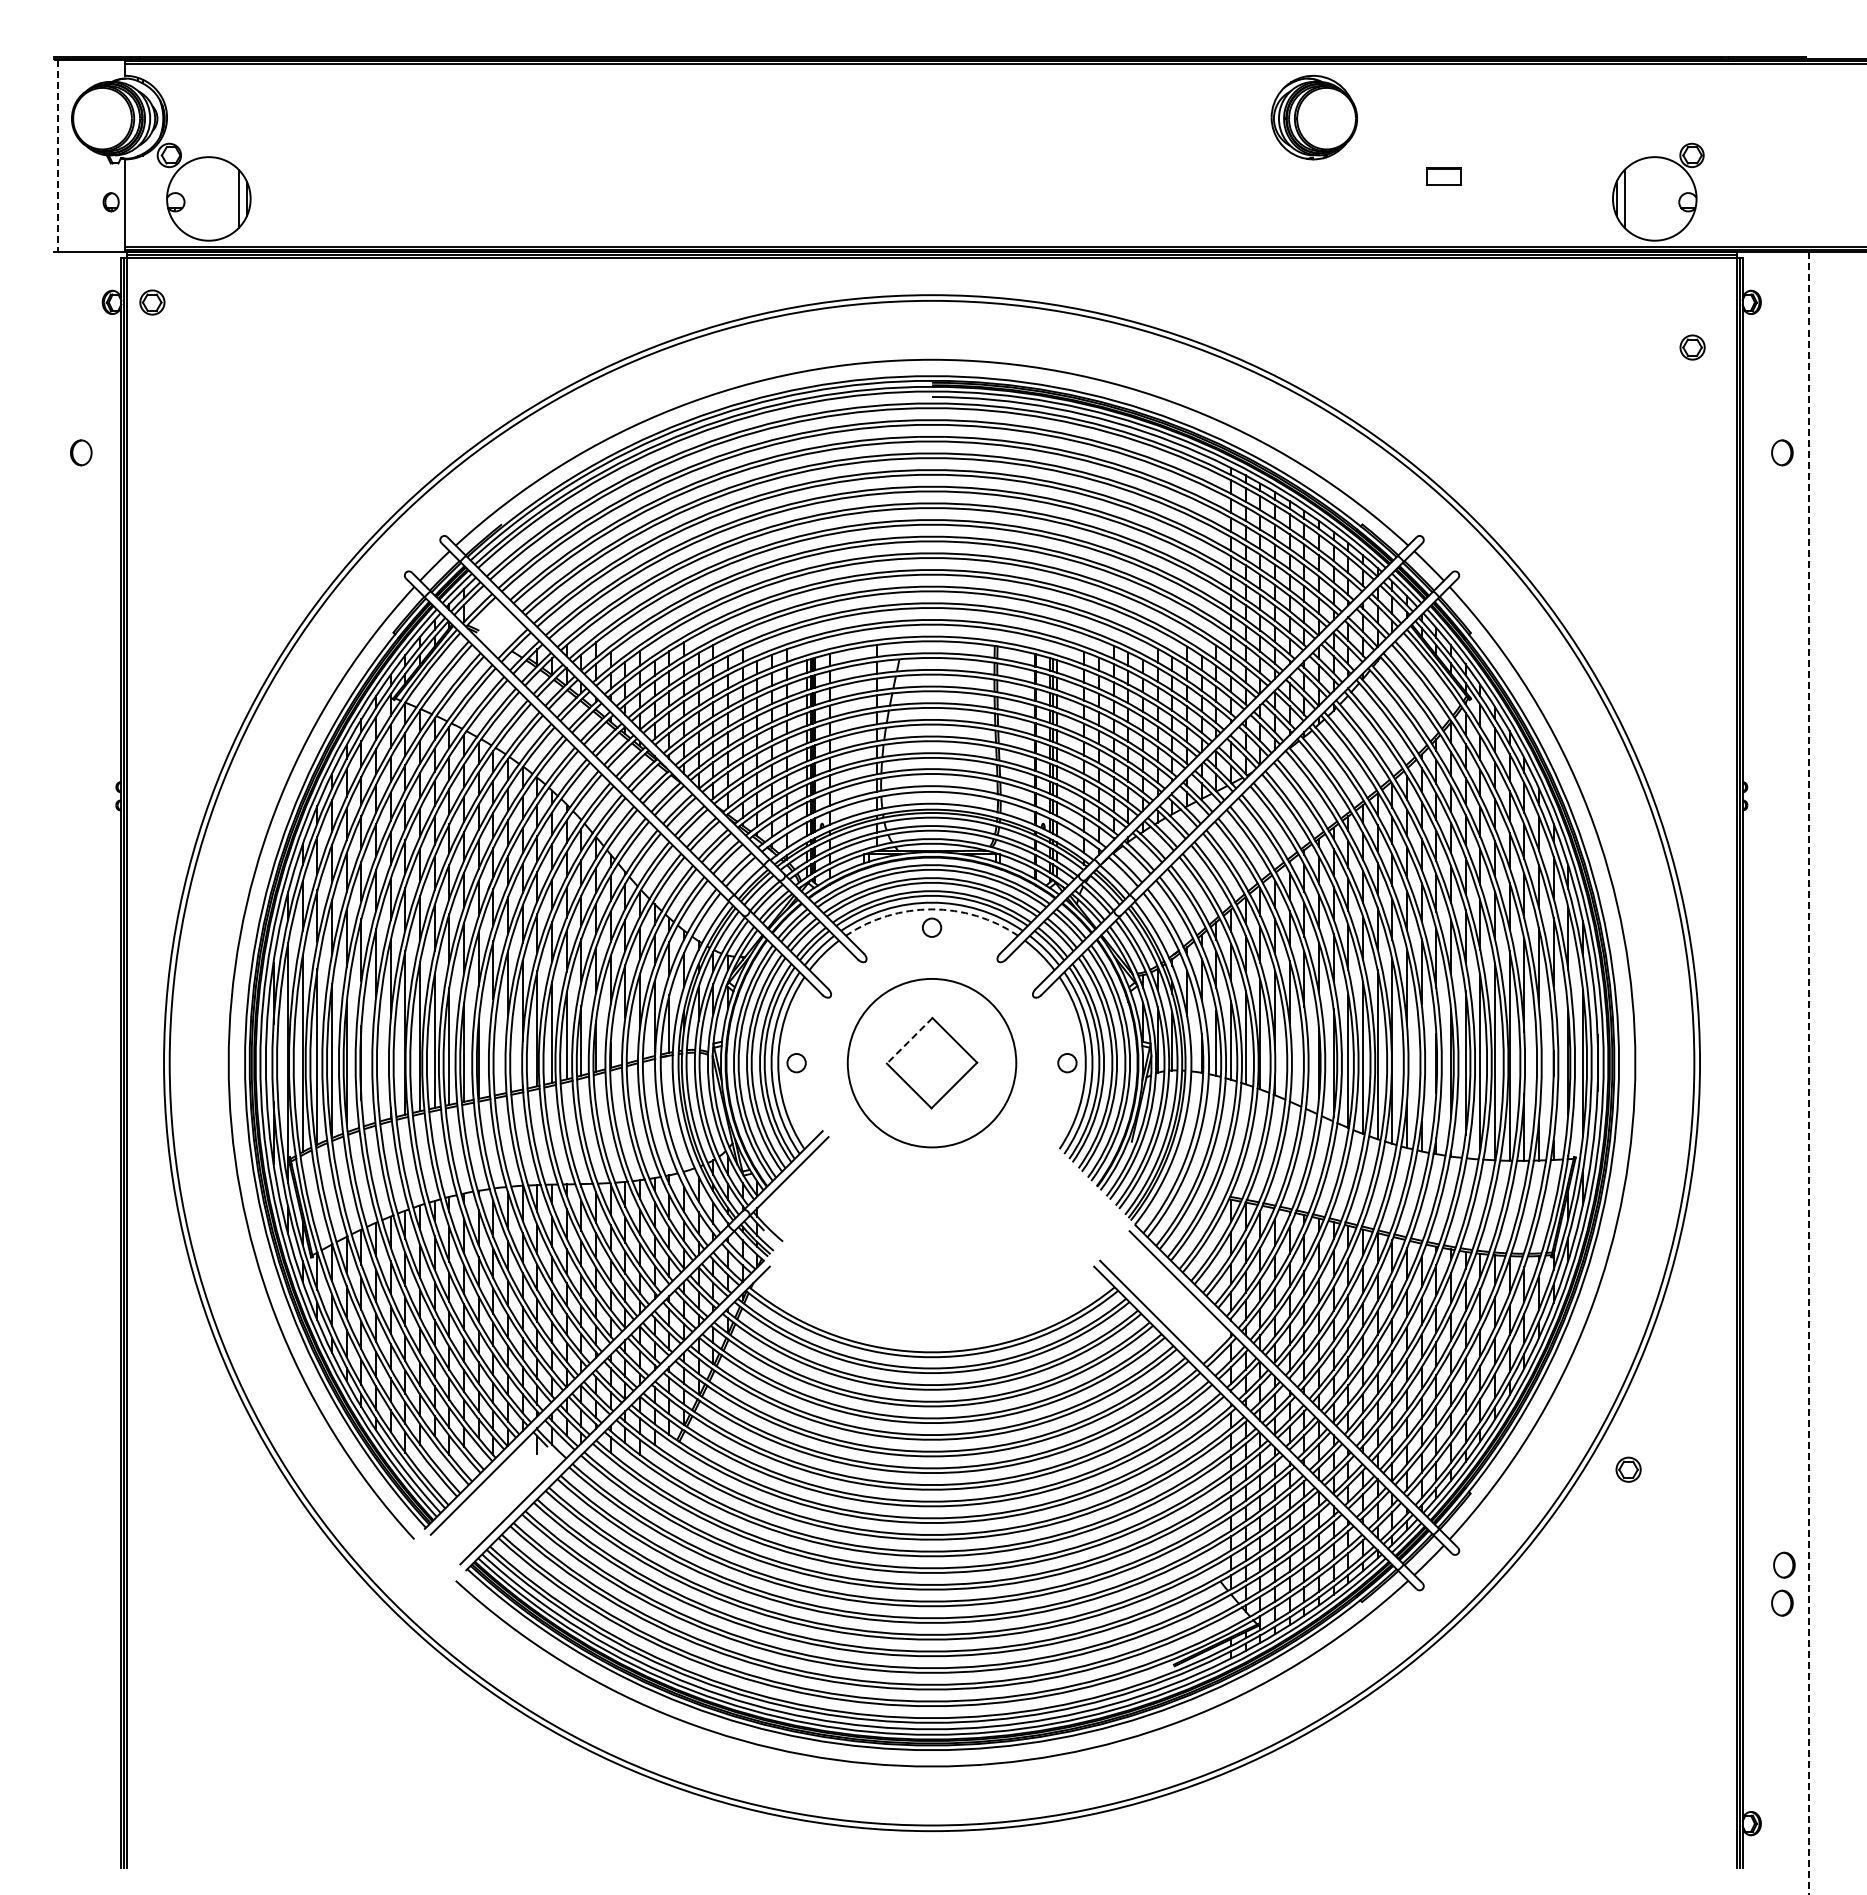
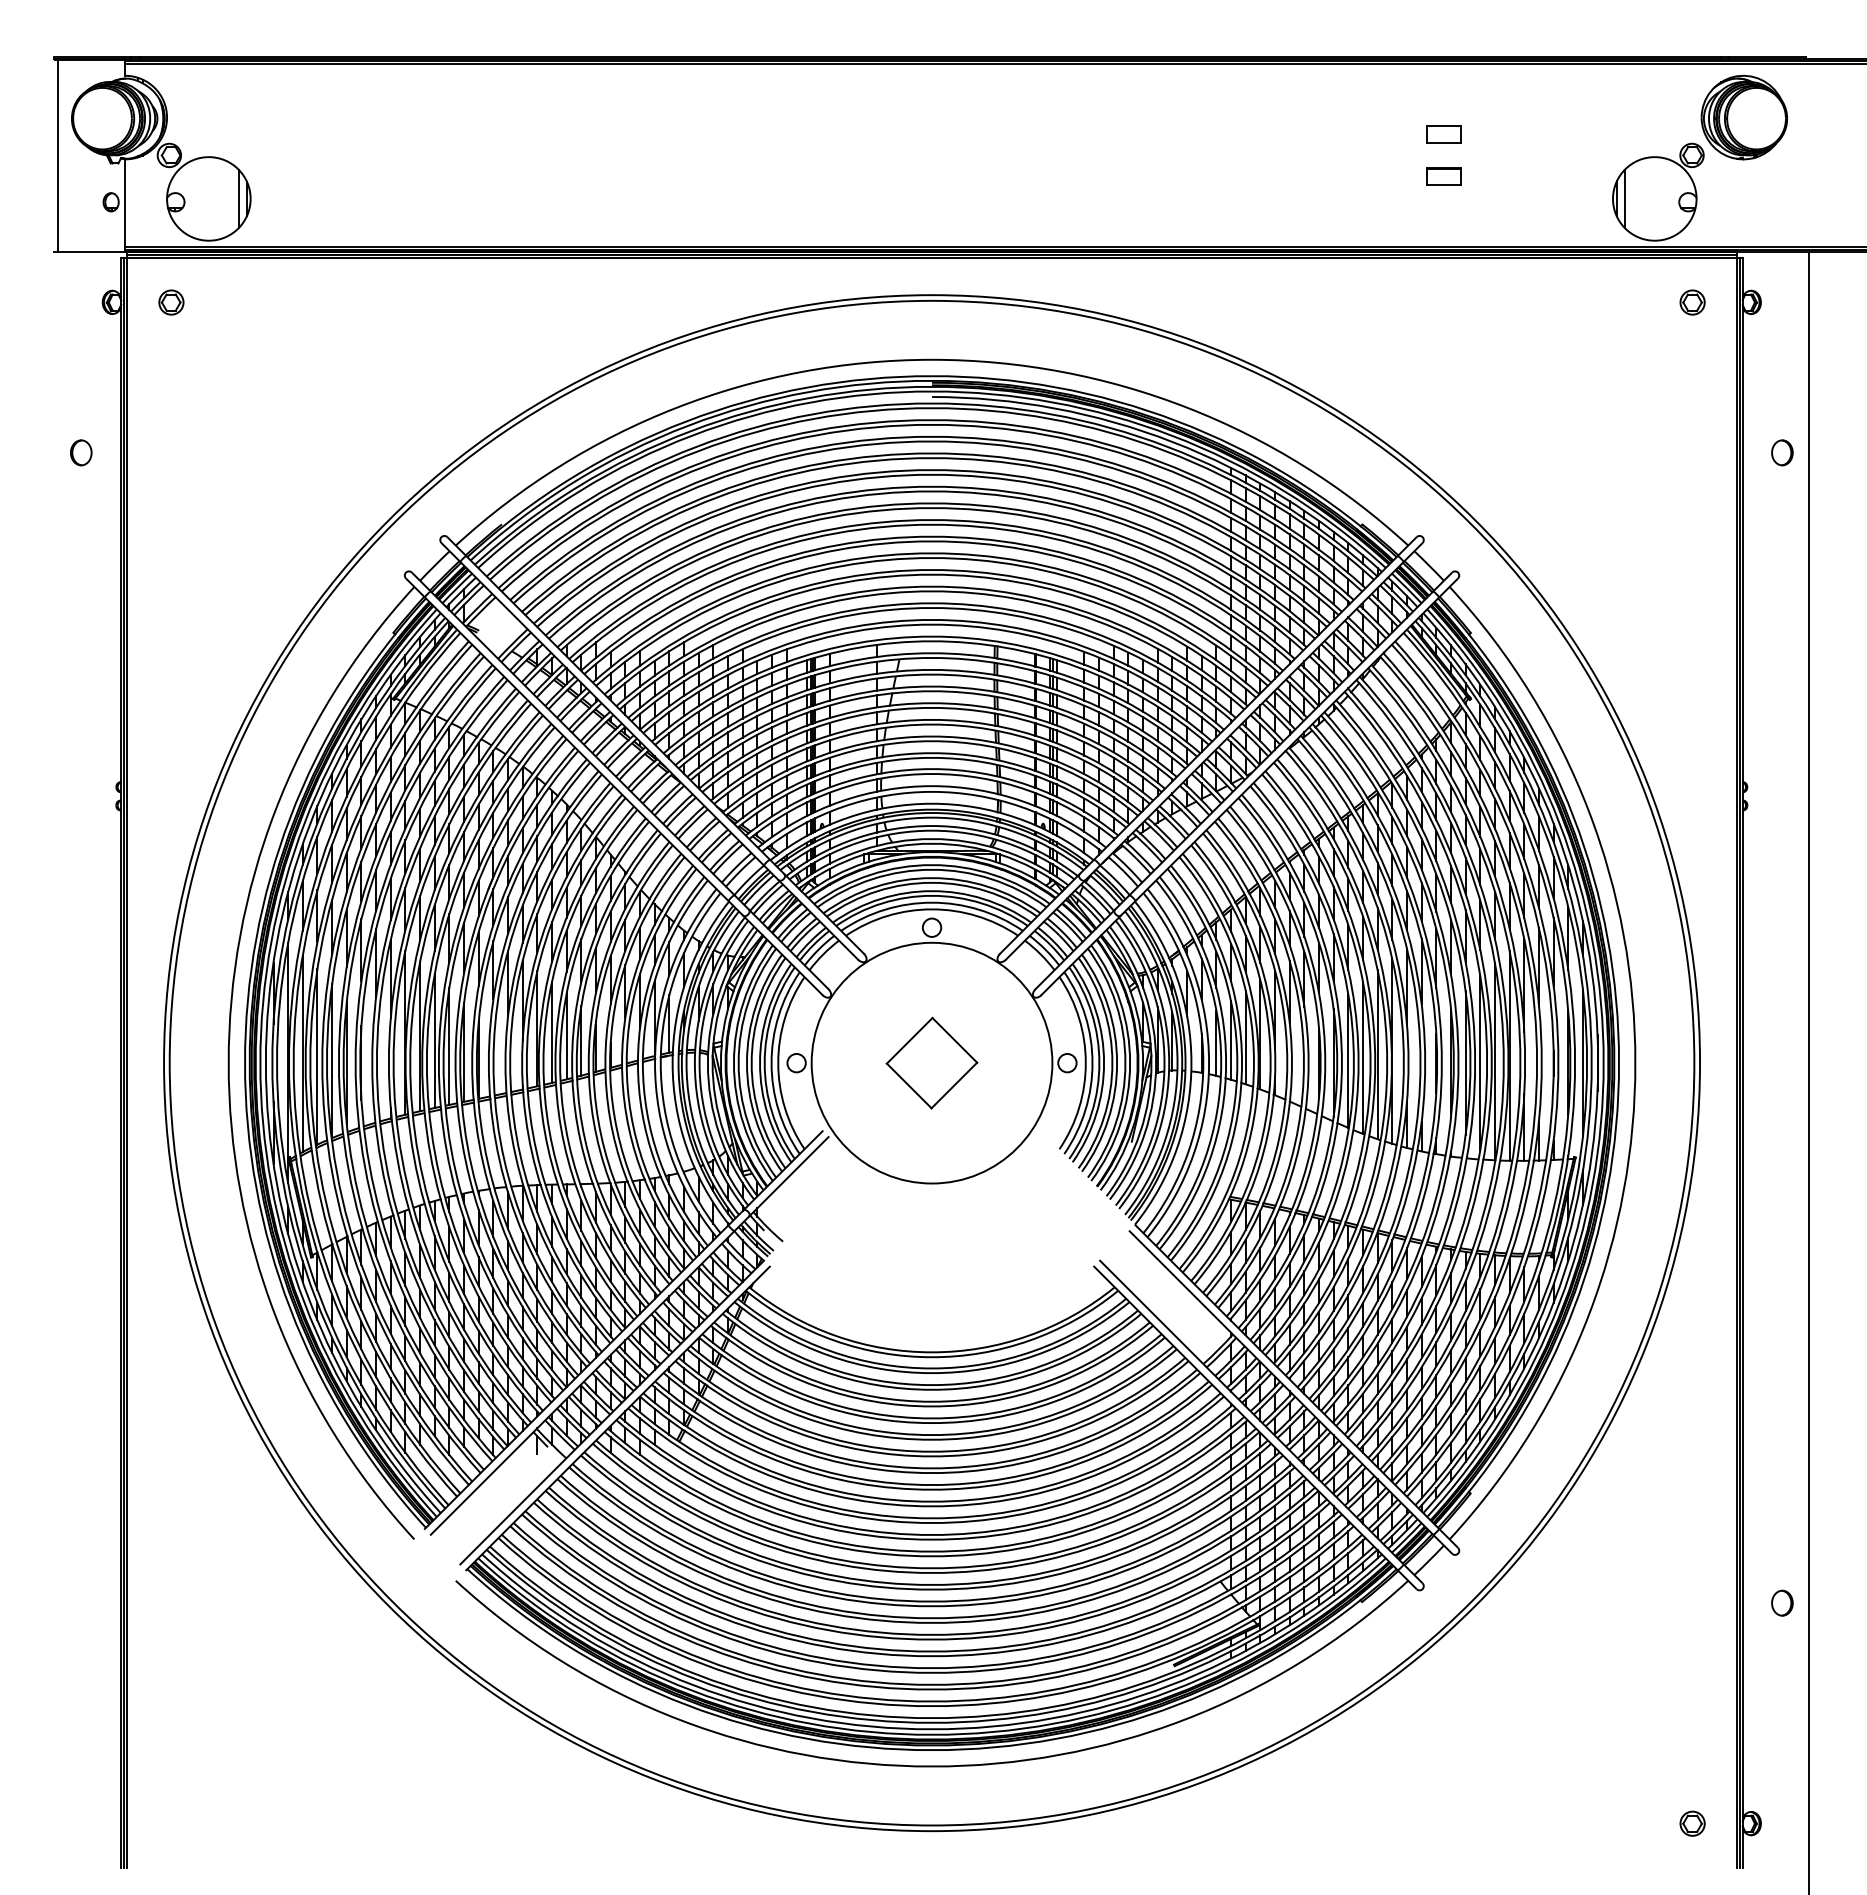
part position: (1313, 117) -> (1743, 117) (1743, 117)
part: none -> present (1443, 134)
line: dashed -> solid (58, 156)
part position: (152, 302) -> (171, 302) (171, 302)
part position: (1692, 347) -> (1692, 302) (1692, 302)
arc: dashed -> solid (932, 909)
line: dashed -> solid (909, 1041)
circle diameter: 169 px -> 241 px (931, 1062)
line: dashed -> solid (1809, 1073)
part position: (1628, 1469) -> (1692, 1823) (1692, 1823)
part: present -> none (1784, 1564)
